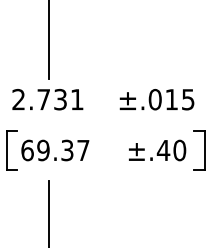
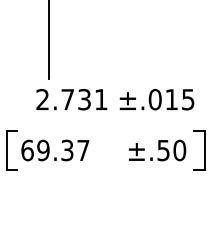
text position: (47, 99) -> (71, 99) (71, 99)
text: ±.40 -> ±.50 (163, 150)
line: present -> none (49, 212)
